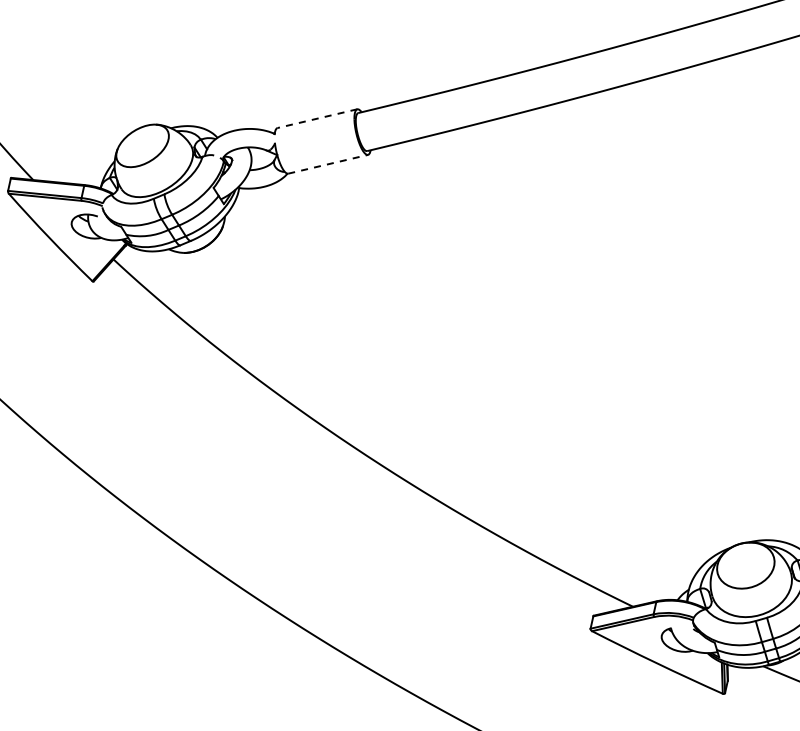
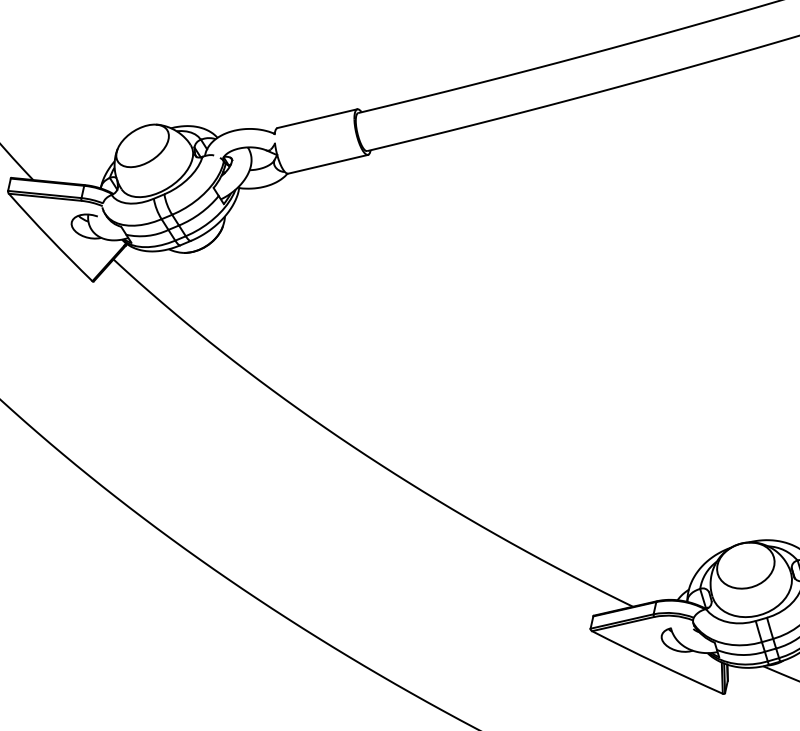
line: dashed -> solid (317, 118)
line: dashed -> solid (328, 164)
